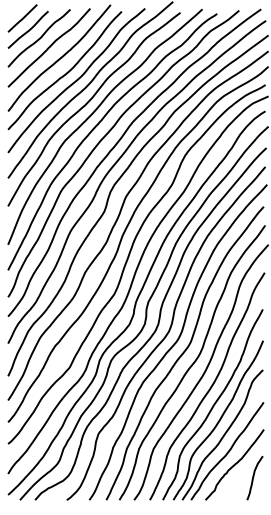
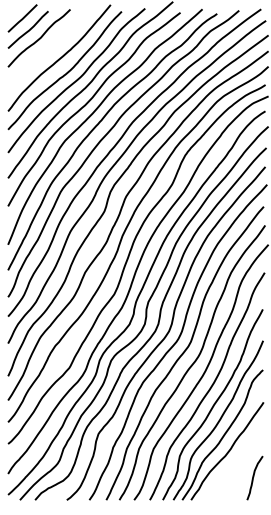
curve: present -> none (48, 47)
curve: present -> none (234, 464)
